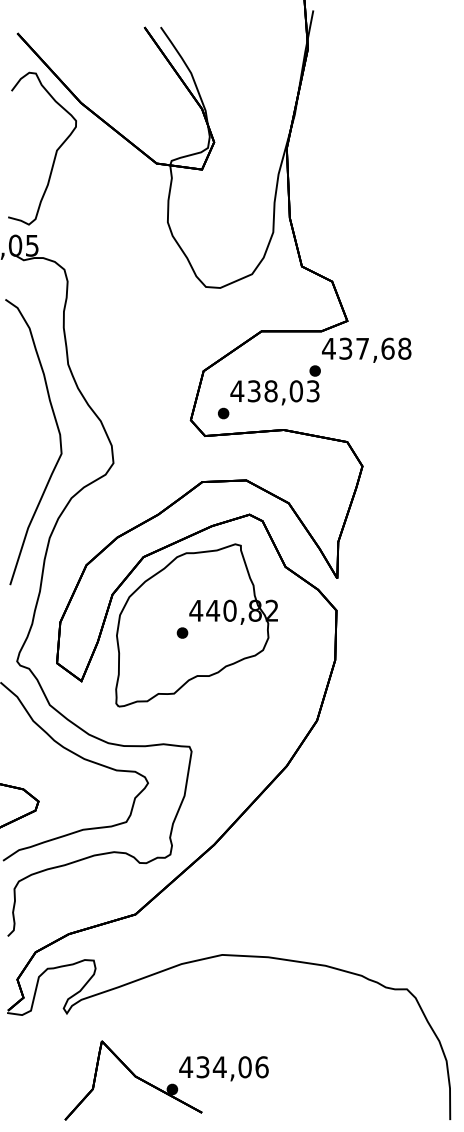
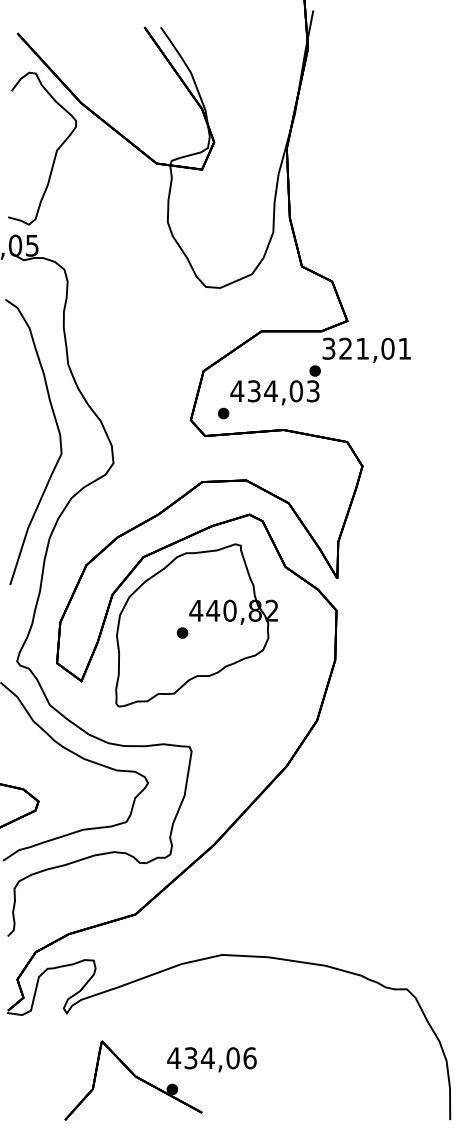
text: 437,68 -> 321,01 (366, 348)
text: 438,03 -> 434,03 (271, 391)
text position: (223, 1068) -> (211, 1059) (211, 1059)
